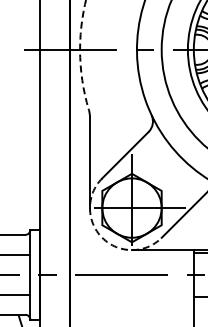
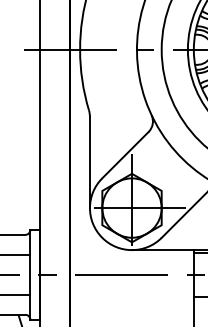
arc: dashed -> solid (80, 55)
arc: dashed -> solid (102, 237)
